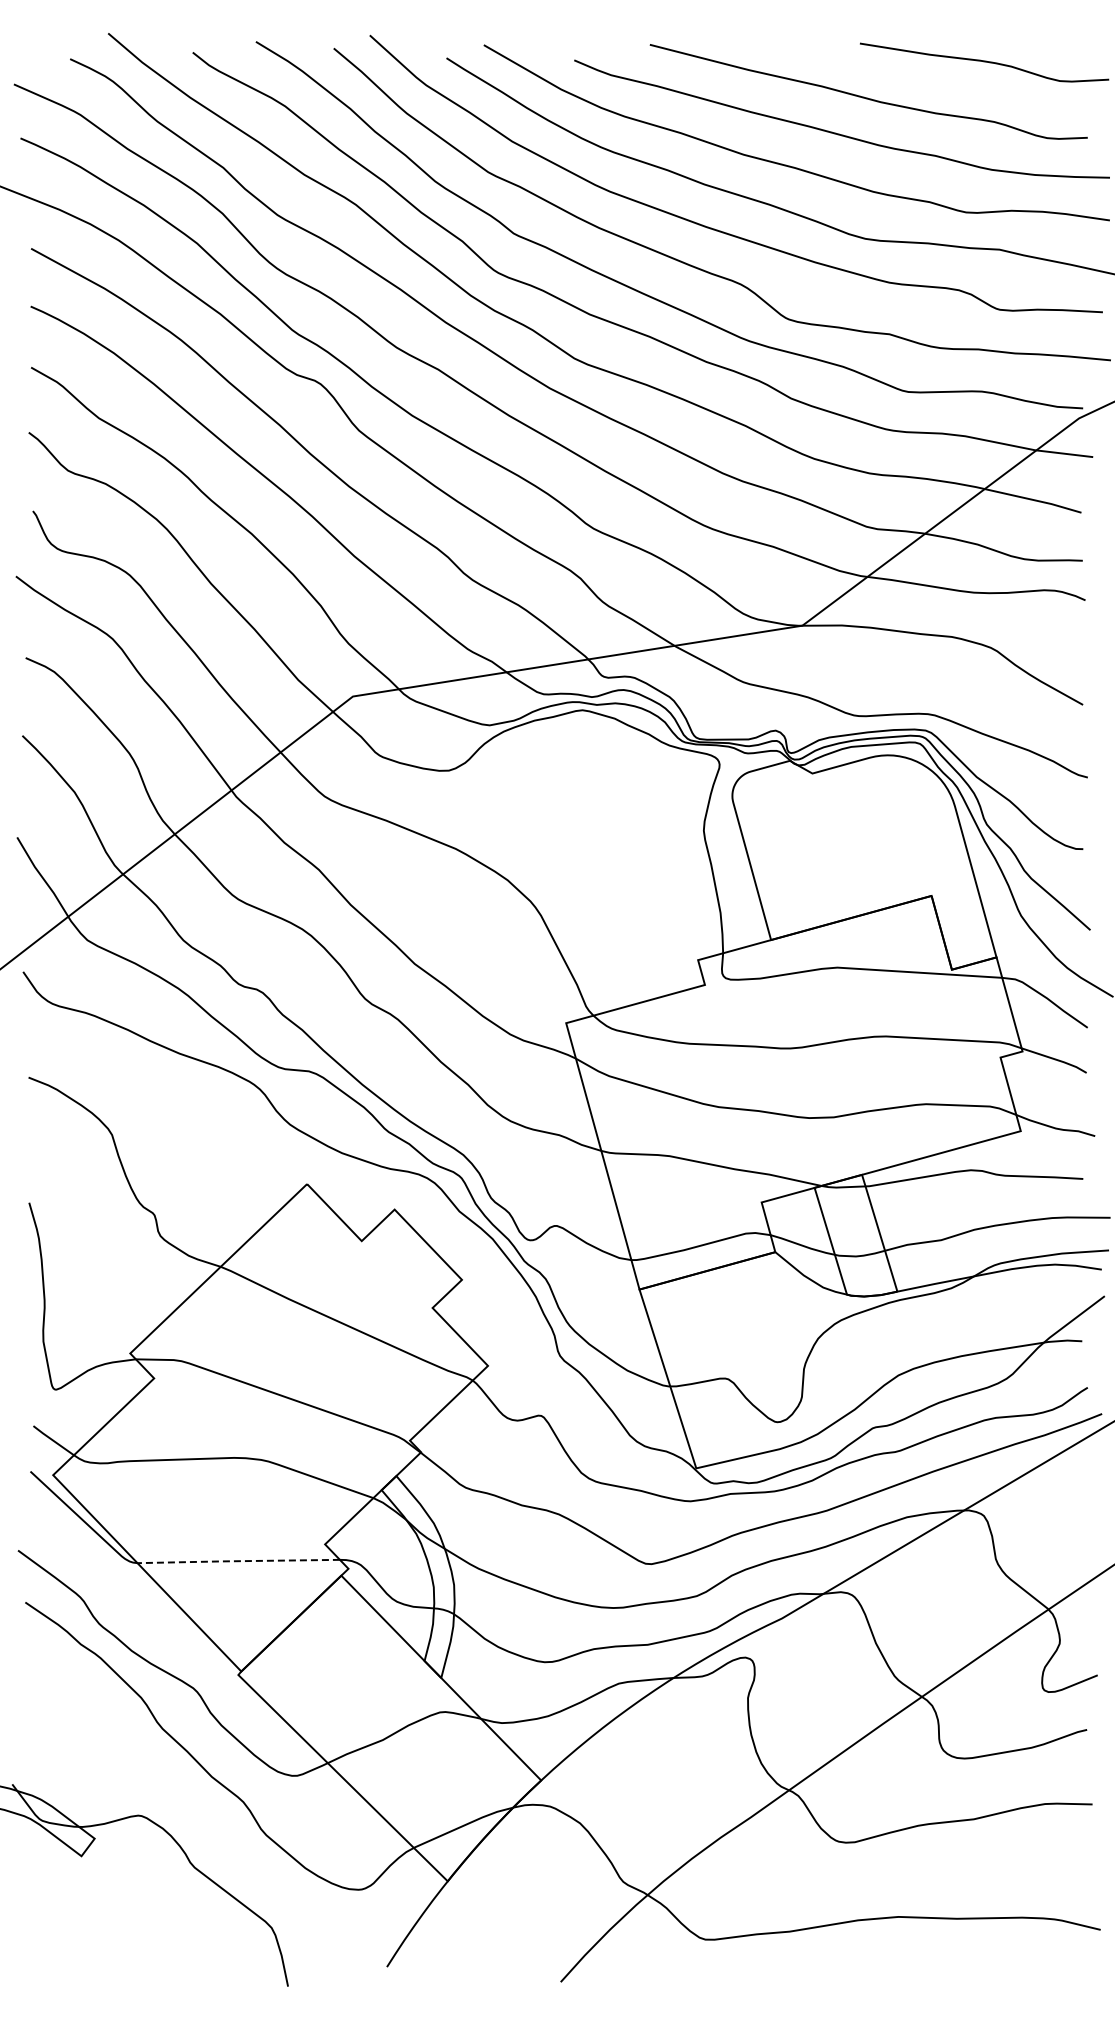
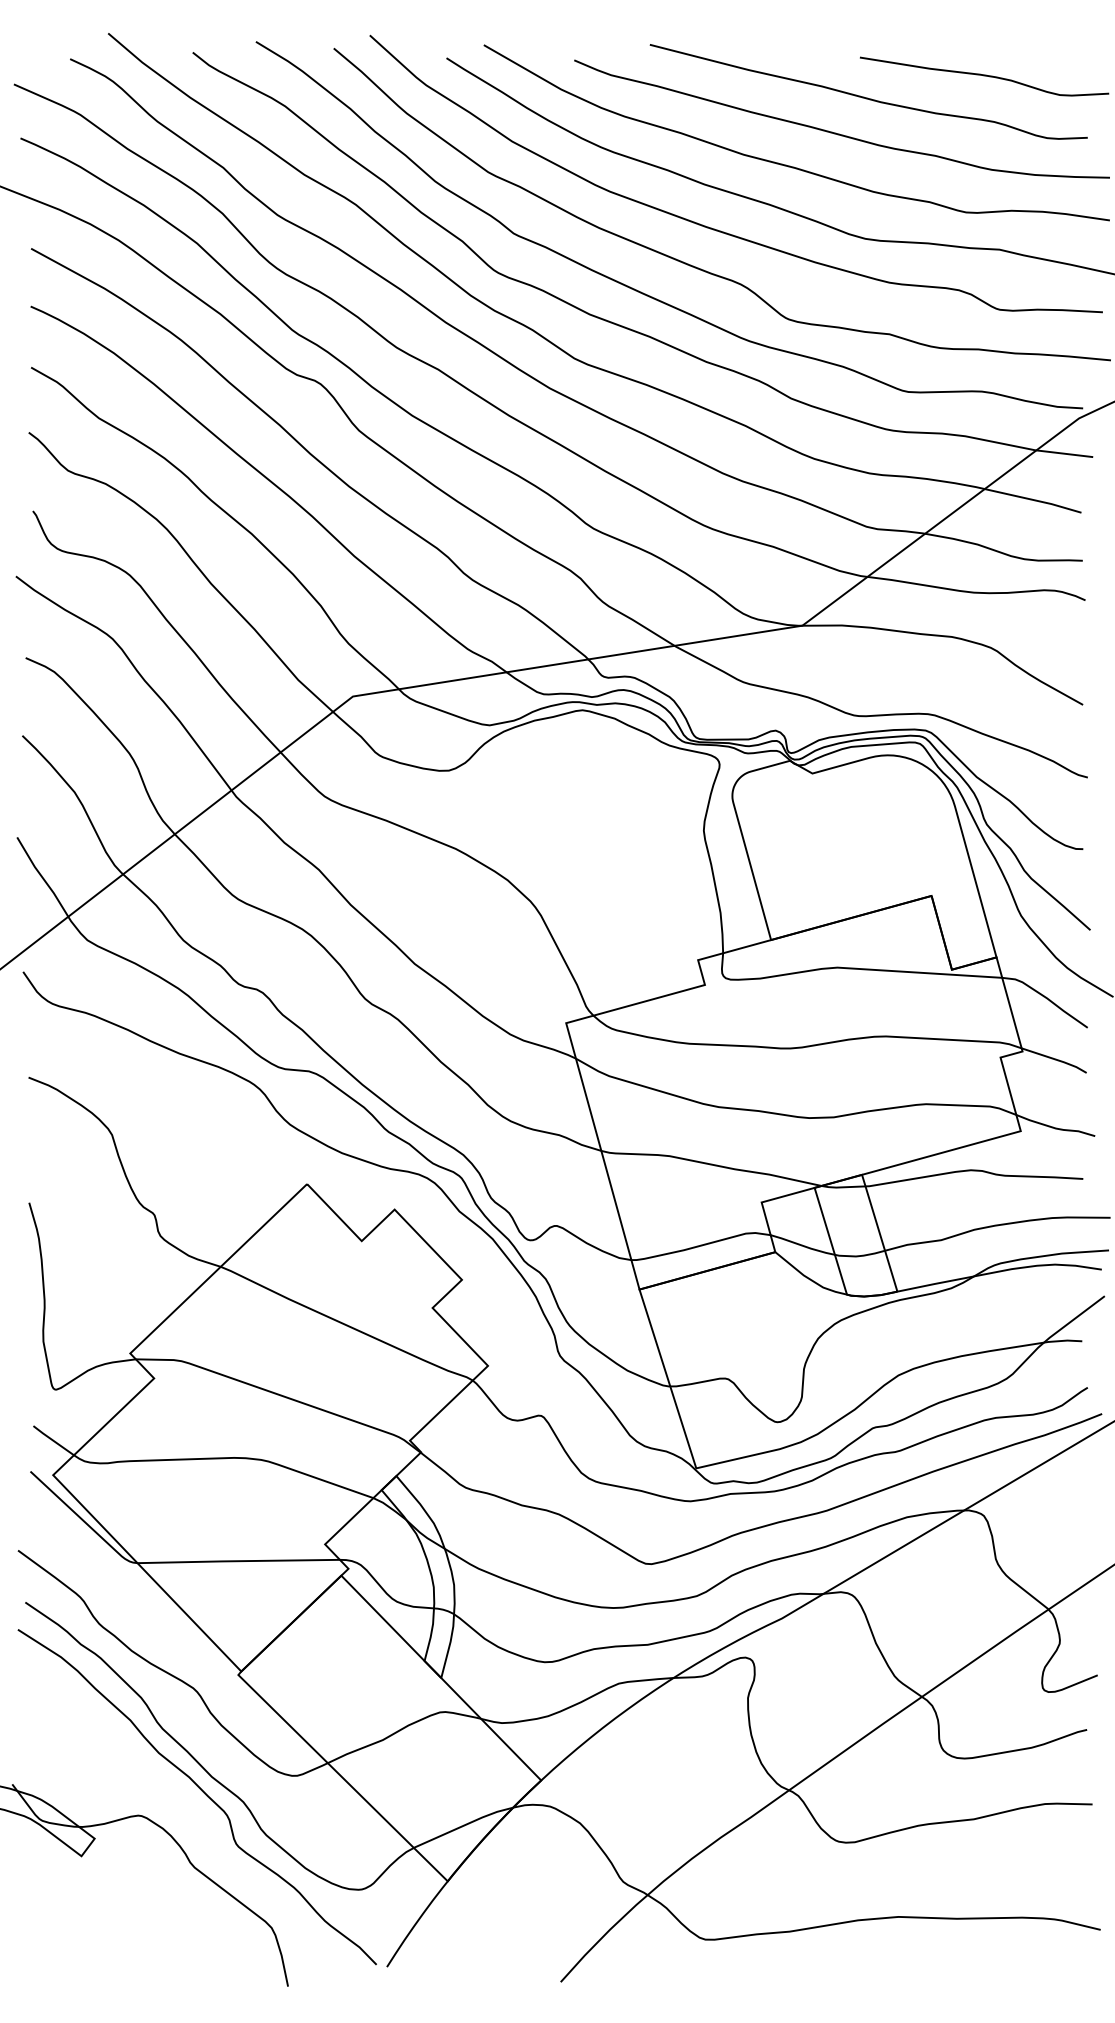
curve position: (984, 62) -> (984, 76) (984, 76)
line: dashed -> solid (237, 1561)
curve: none -> present (201, 1791)
